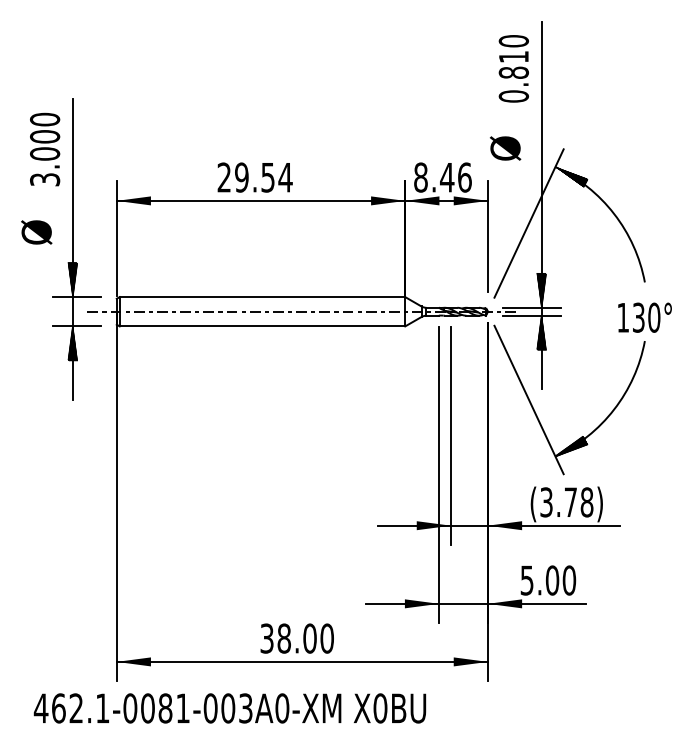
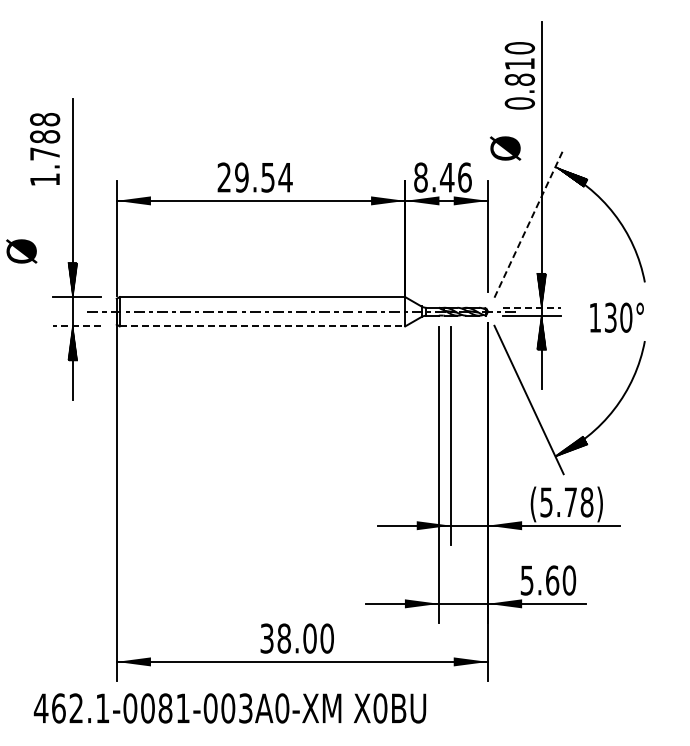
text position: (513, 68) -> (519, 75) (519, 75)
text: 3.000 -> 1.788 (45, 149)
line: solid -> dashed (529, 223)
text position: (36, 232) -> (21, 251) (21, 251)
line: solid -> dashed (532, 307)
text position: (644, 317) -> (616, 317) (616, 317)
line: solid -> dashed (77, 326)
line: solid -> dashed (262, 326)
text: (3.78) -> (5.78) (546, 501)
text: 5.00 -> 5.60 (552, 580)
